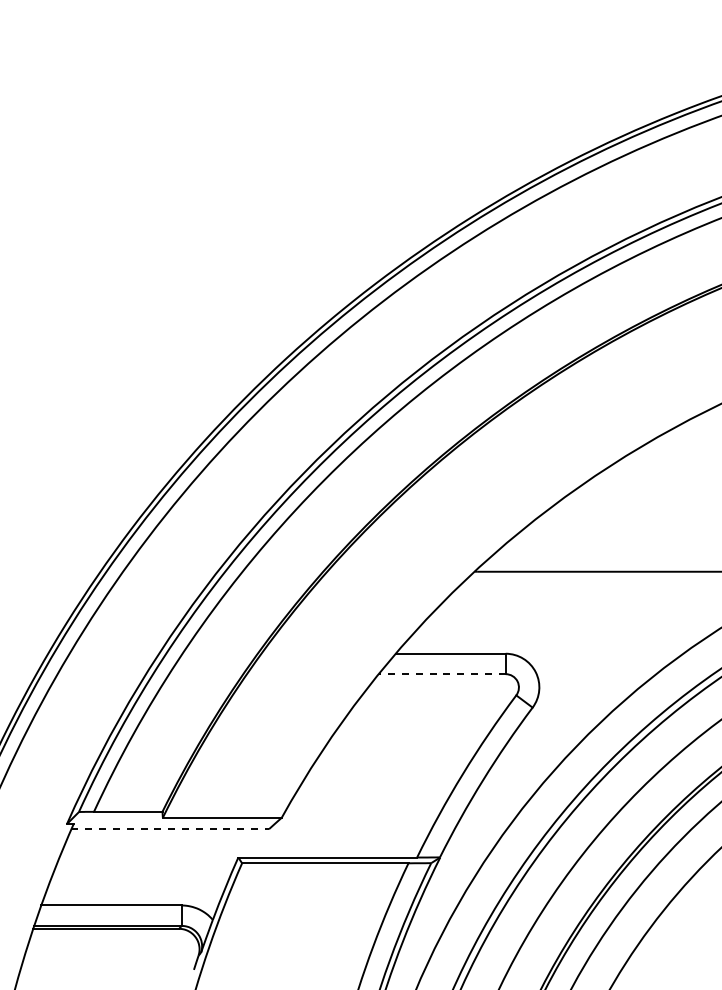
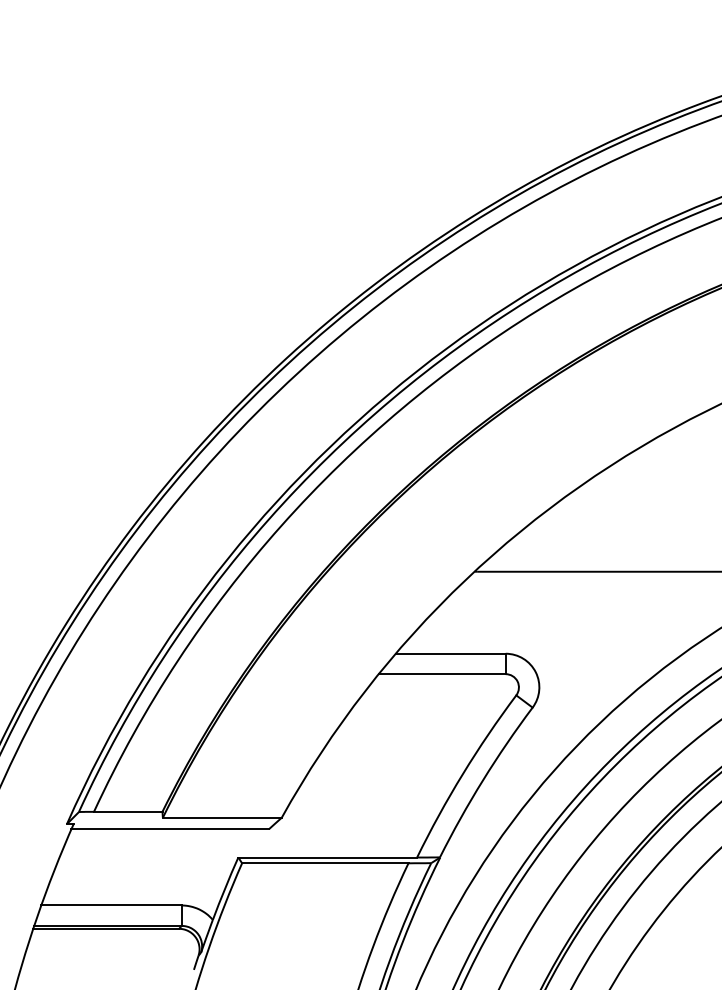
line: dashed -> solid (441, 674)
line: dashed -> solid (170, 829)
